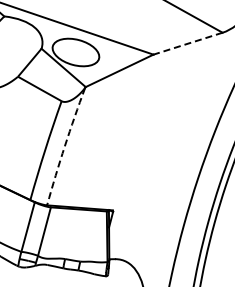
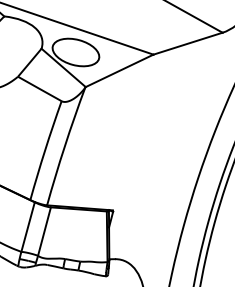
line: dashed -> solid (187, 43)
arc: dashed -> solid (64, 146)
